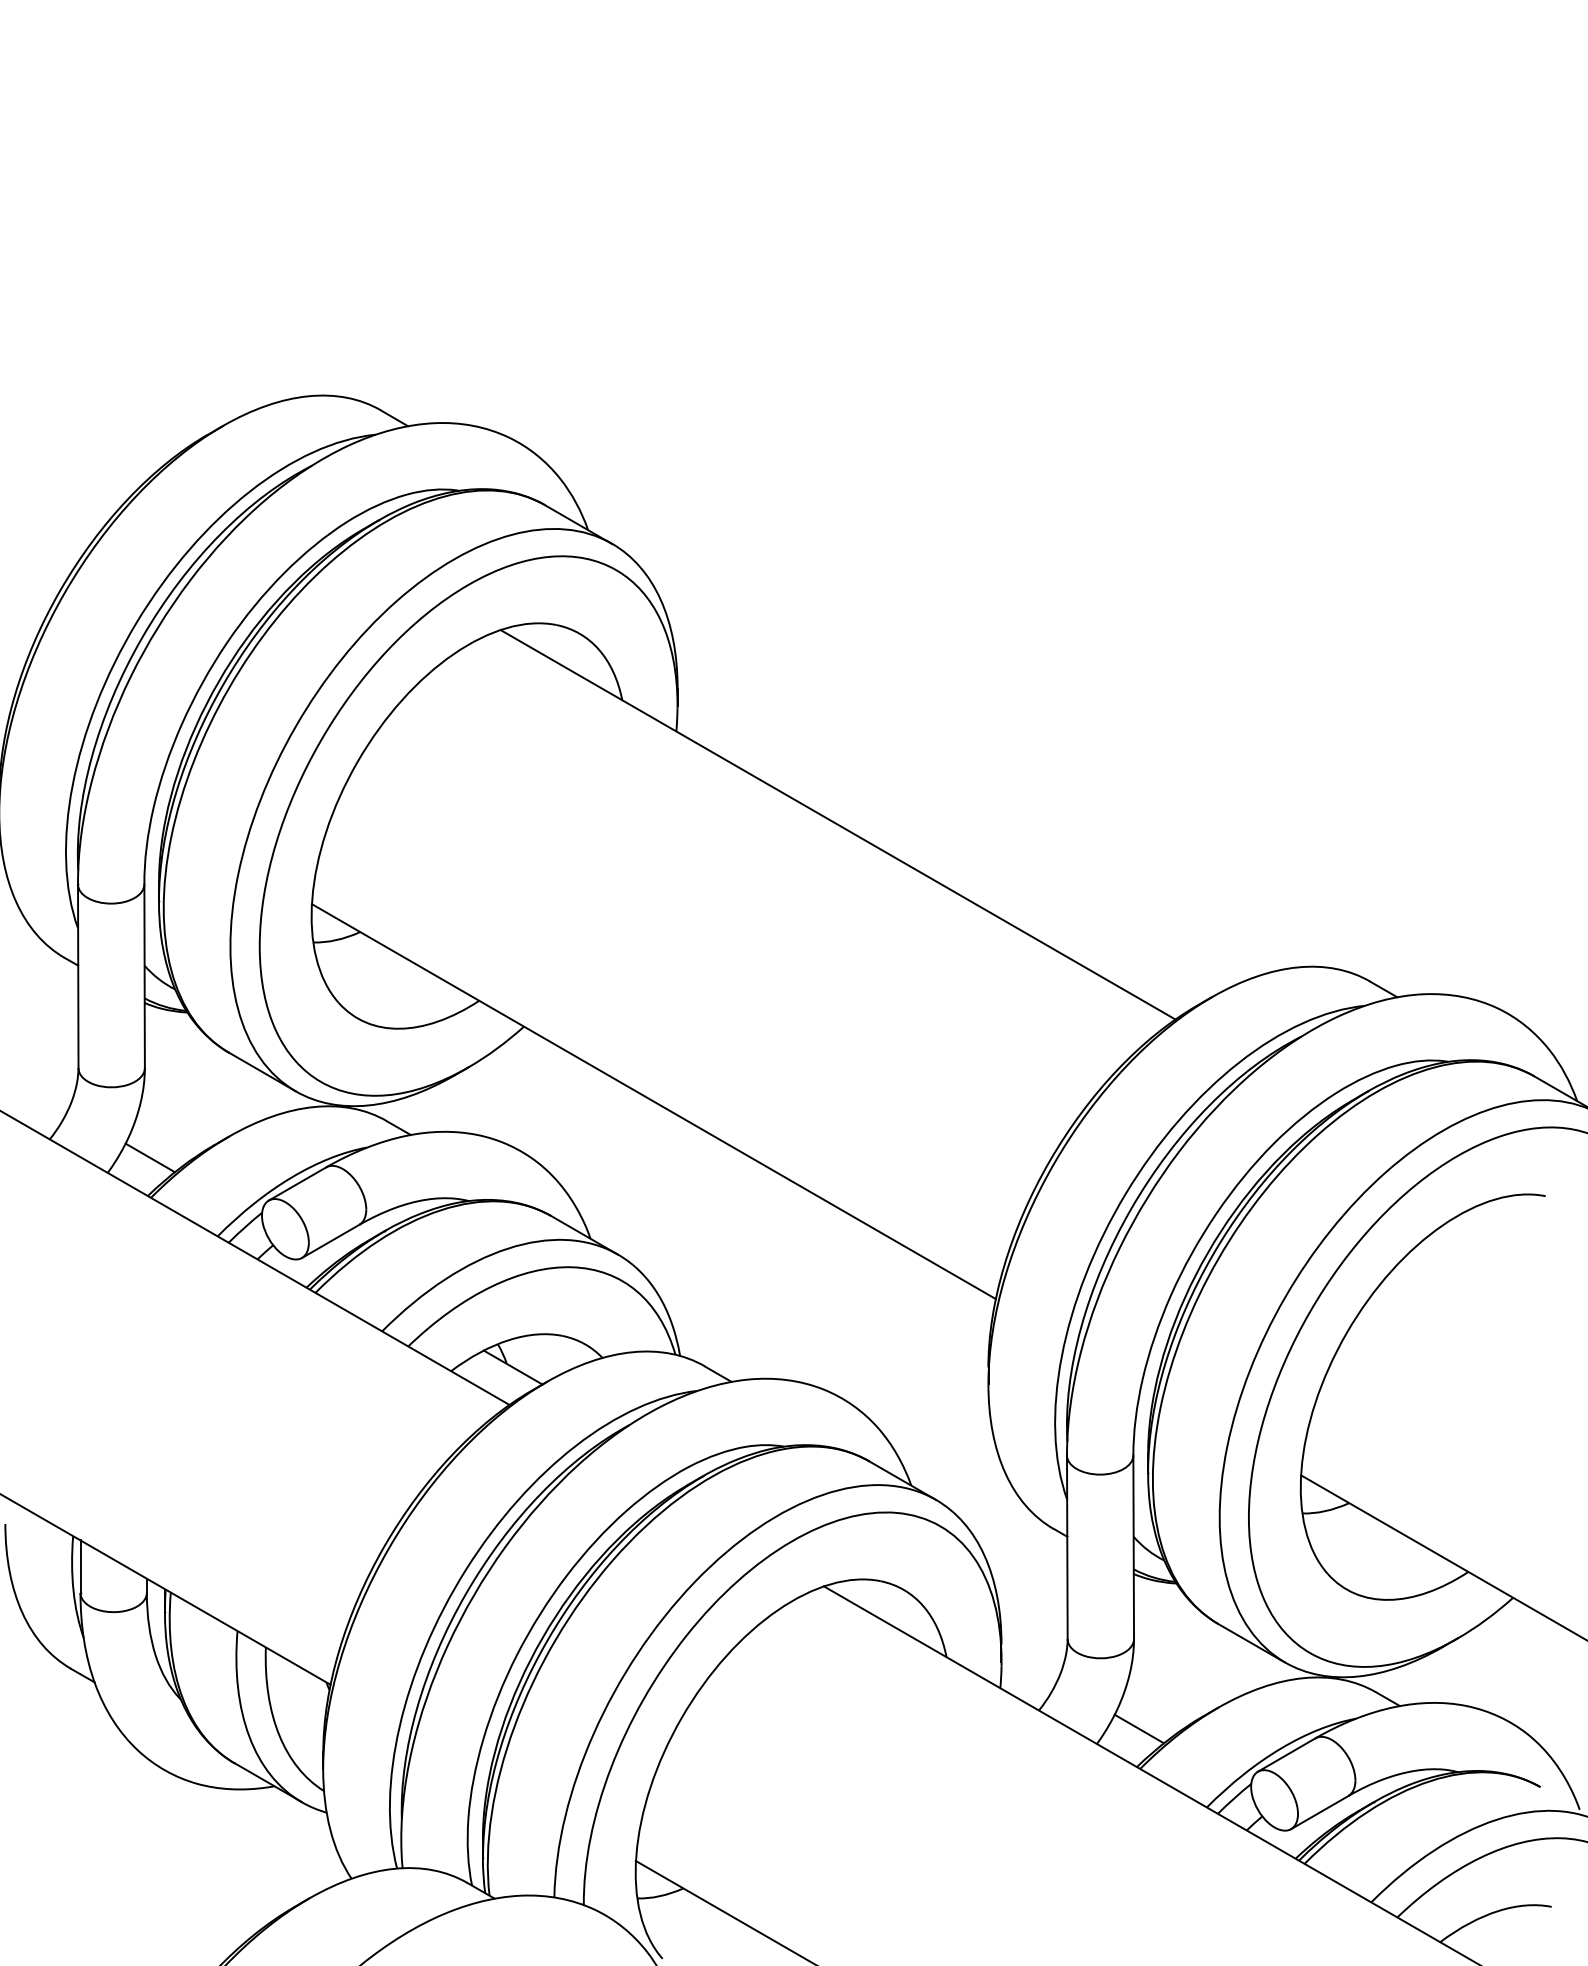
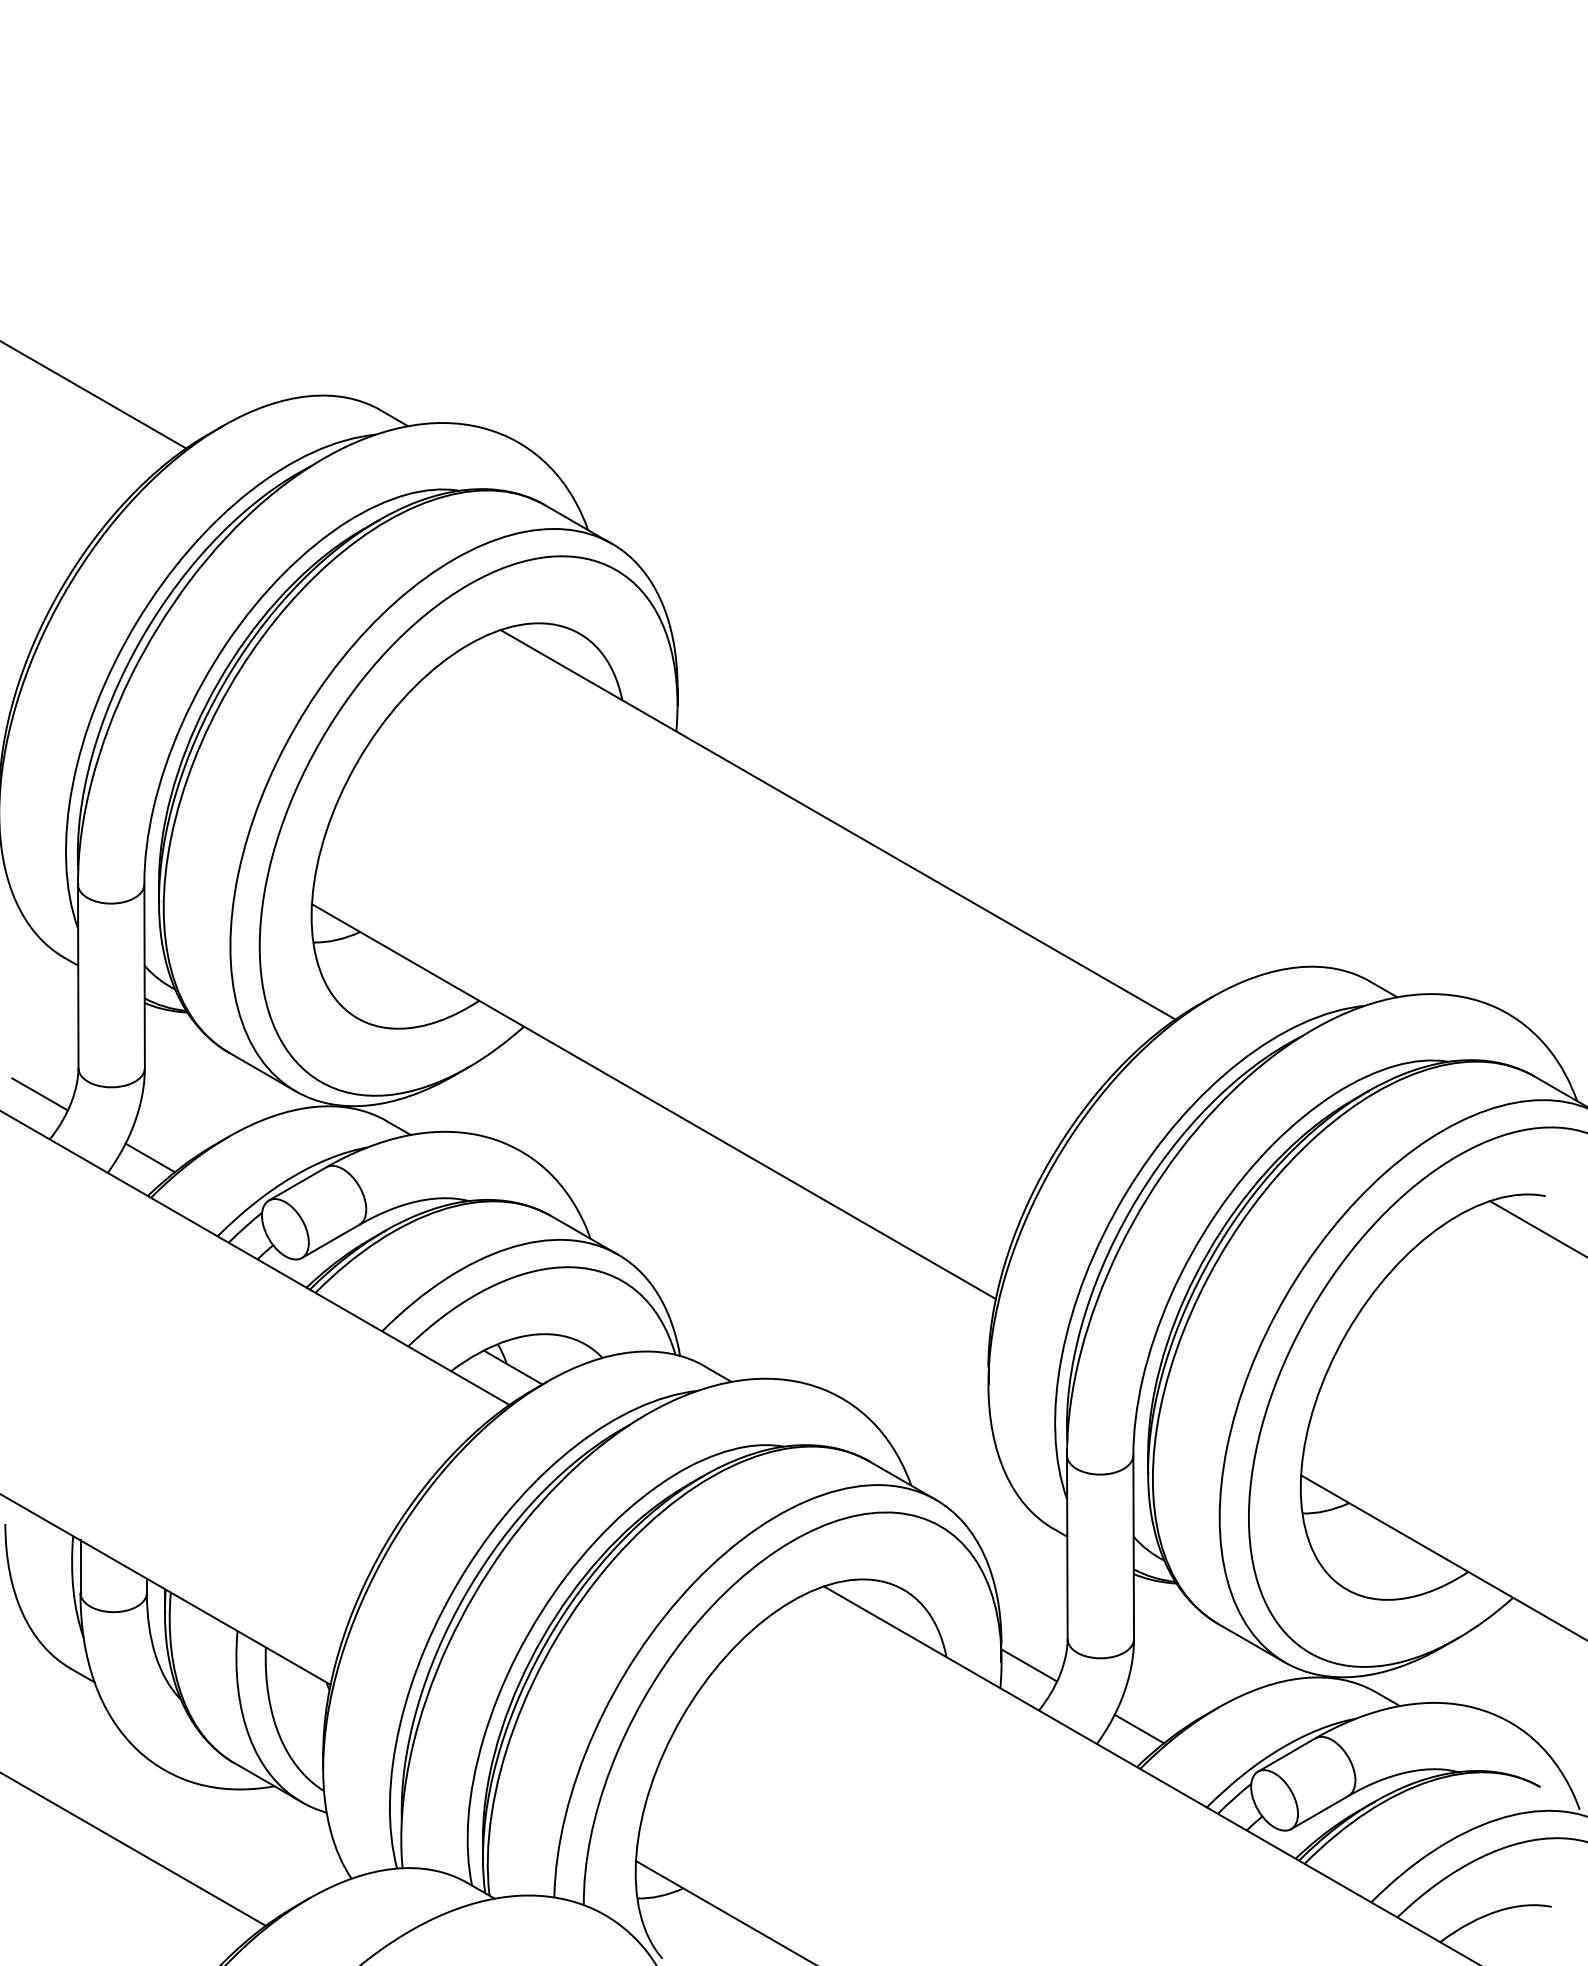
line: none -> present (94, 395)
line: none -> present (39, 1094)
line: none -> present (1536, 1228)
line: none -> present (1029, 1665)
line: none -> present (133, 1849)
